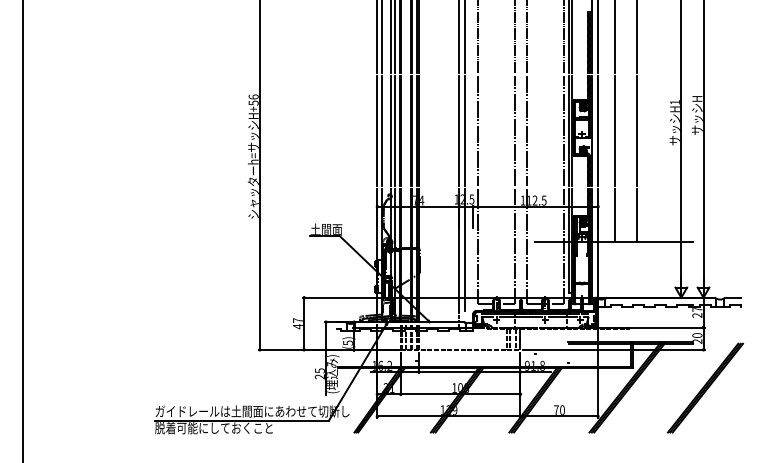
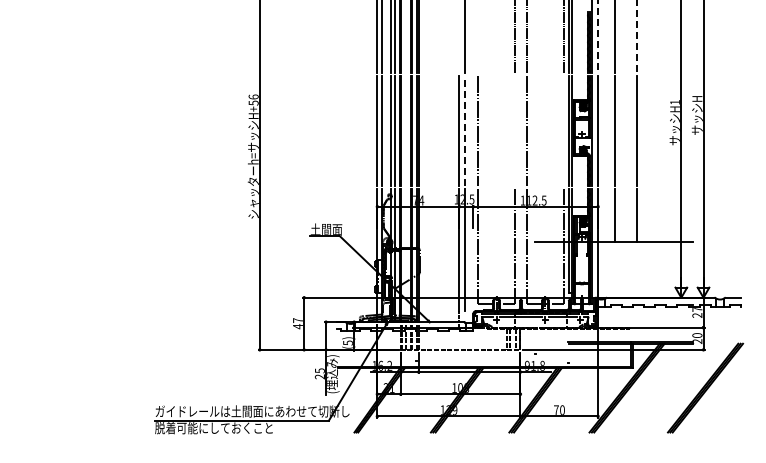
line: solid -> dashed (598, 36)
line: solid -> dashed (636, 36)
line: present -> none (459, 37)
line: present -> none (477, 37)
line: solid -> dashed (465, 130)
line: present -> none (515, 130)
line: present -> none (564, 130)
line: present -> none (22, 230)
